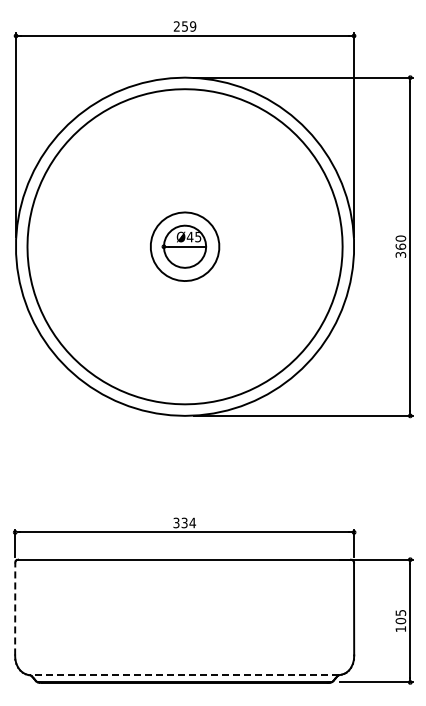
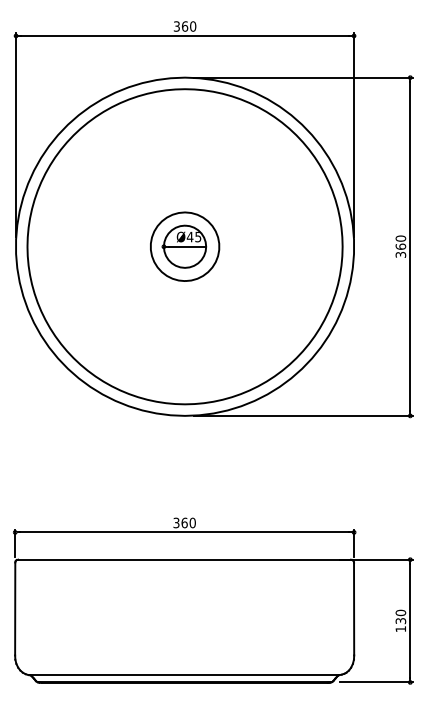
text: 259 -> 360 (184, 26)
text: 334 -> 360 (188, 522)
line: dashed -> solid (15, 608)
text: 105 -> 130 (400, 616)
line: dashed -> solid (184, 675)
